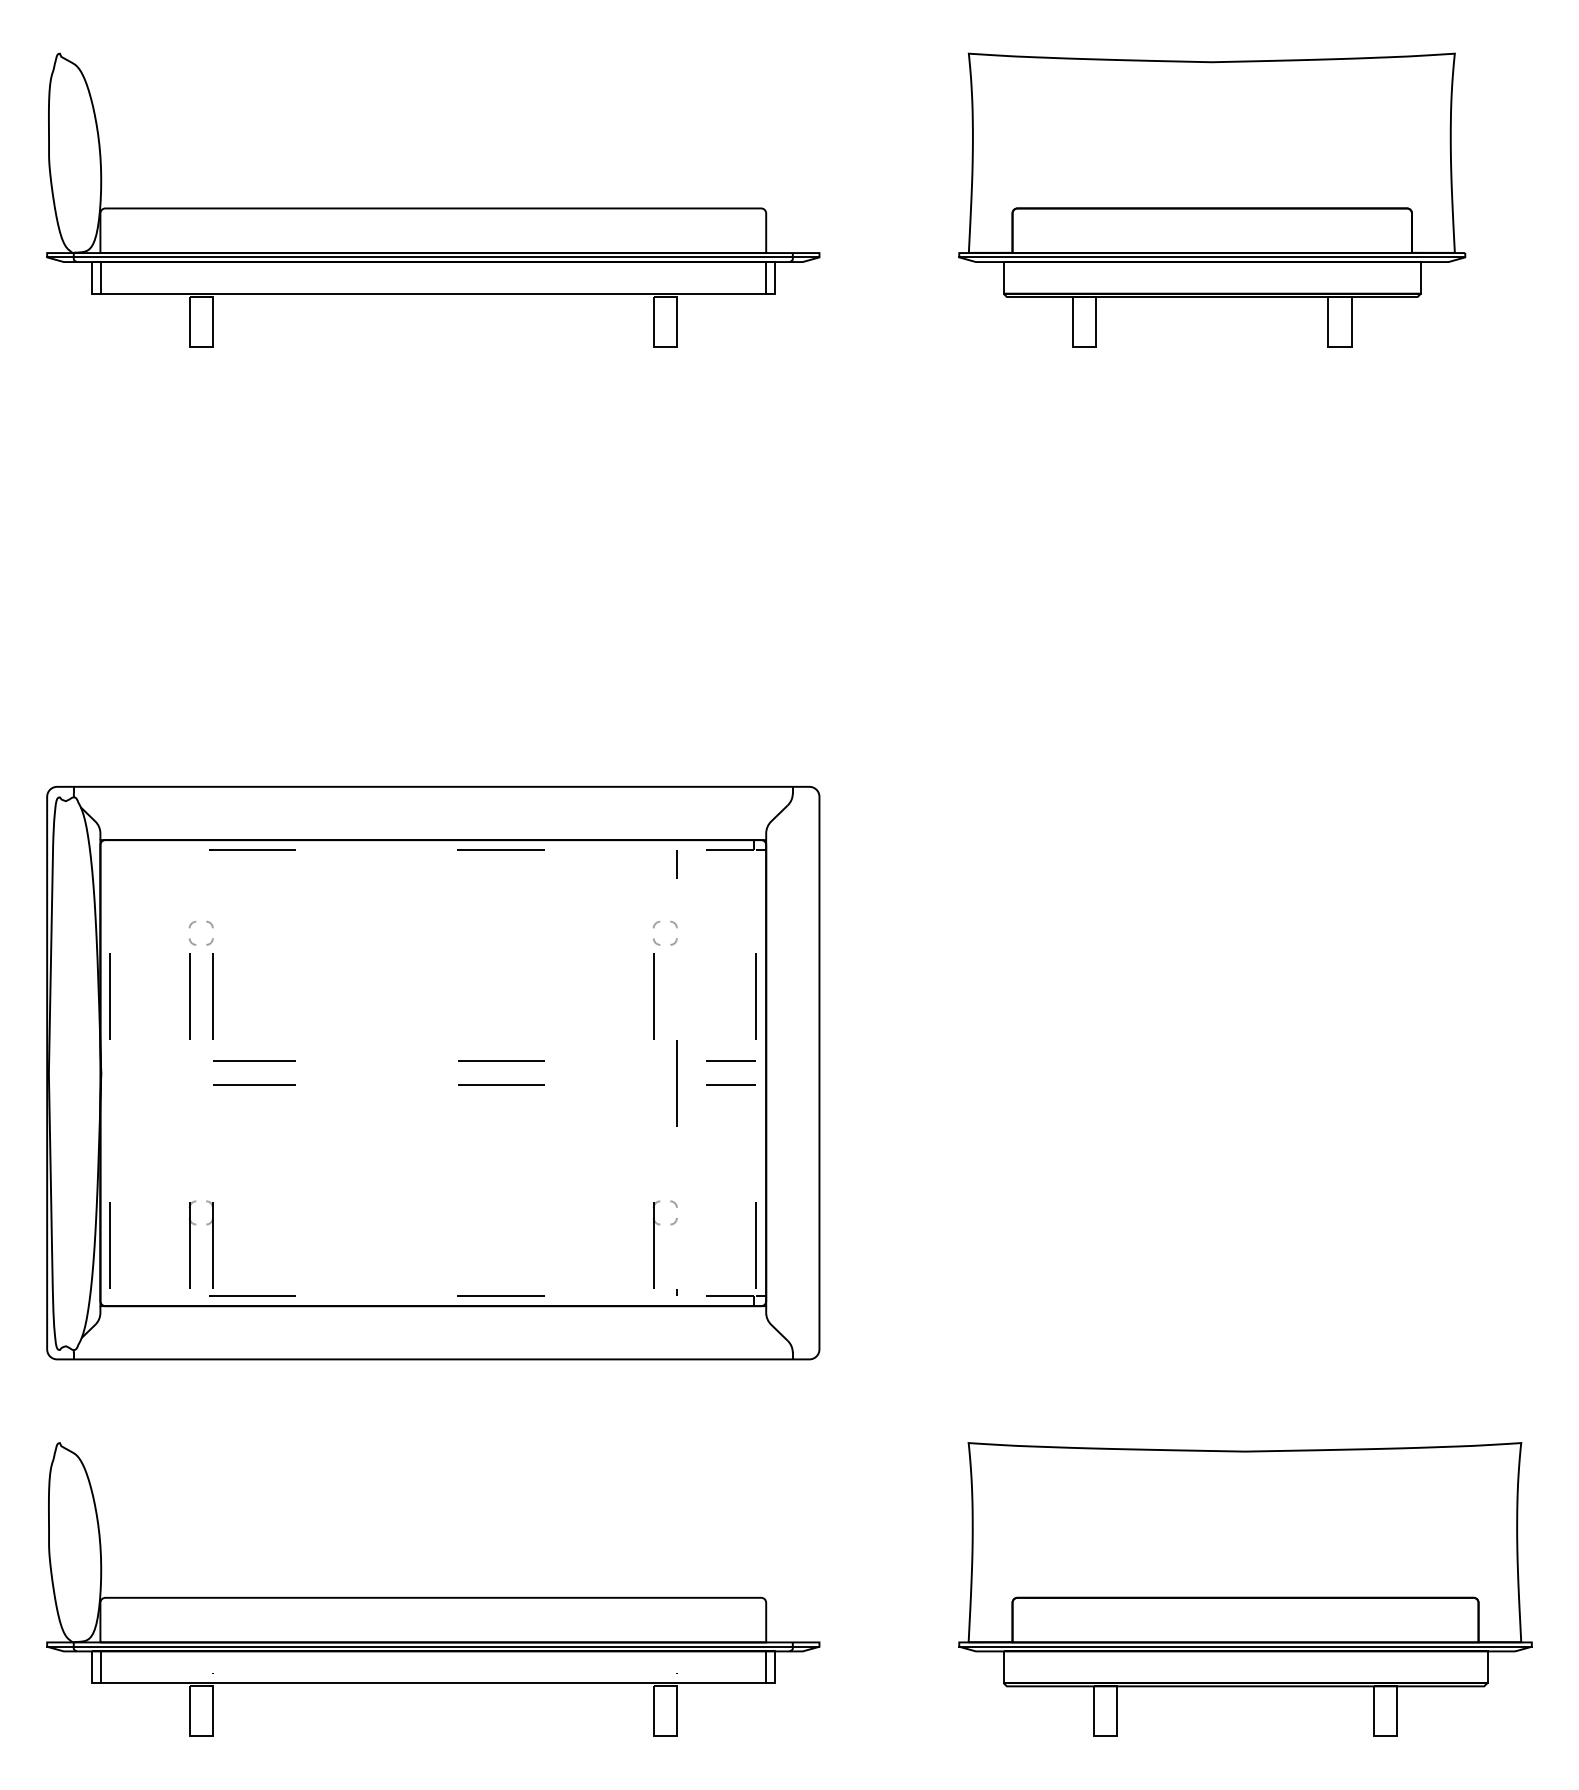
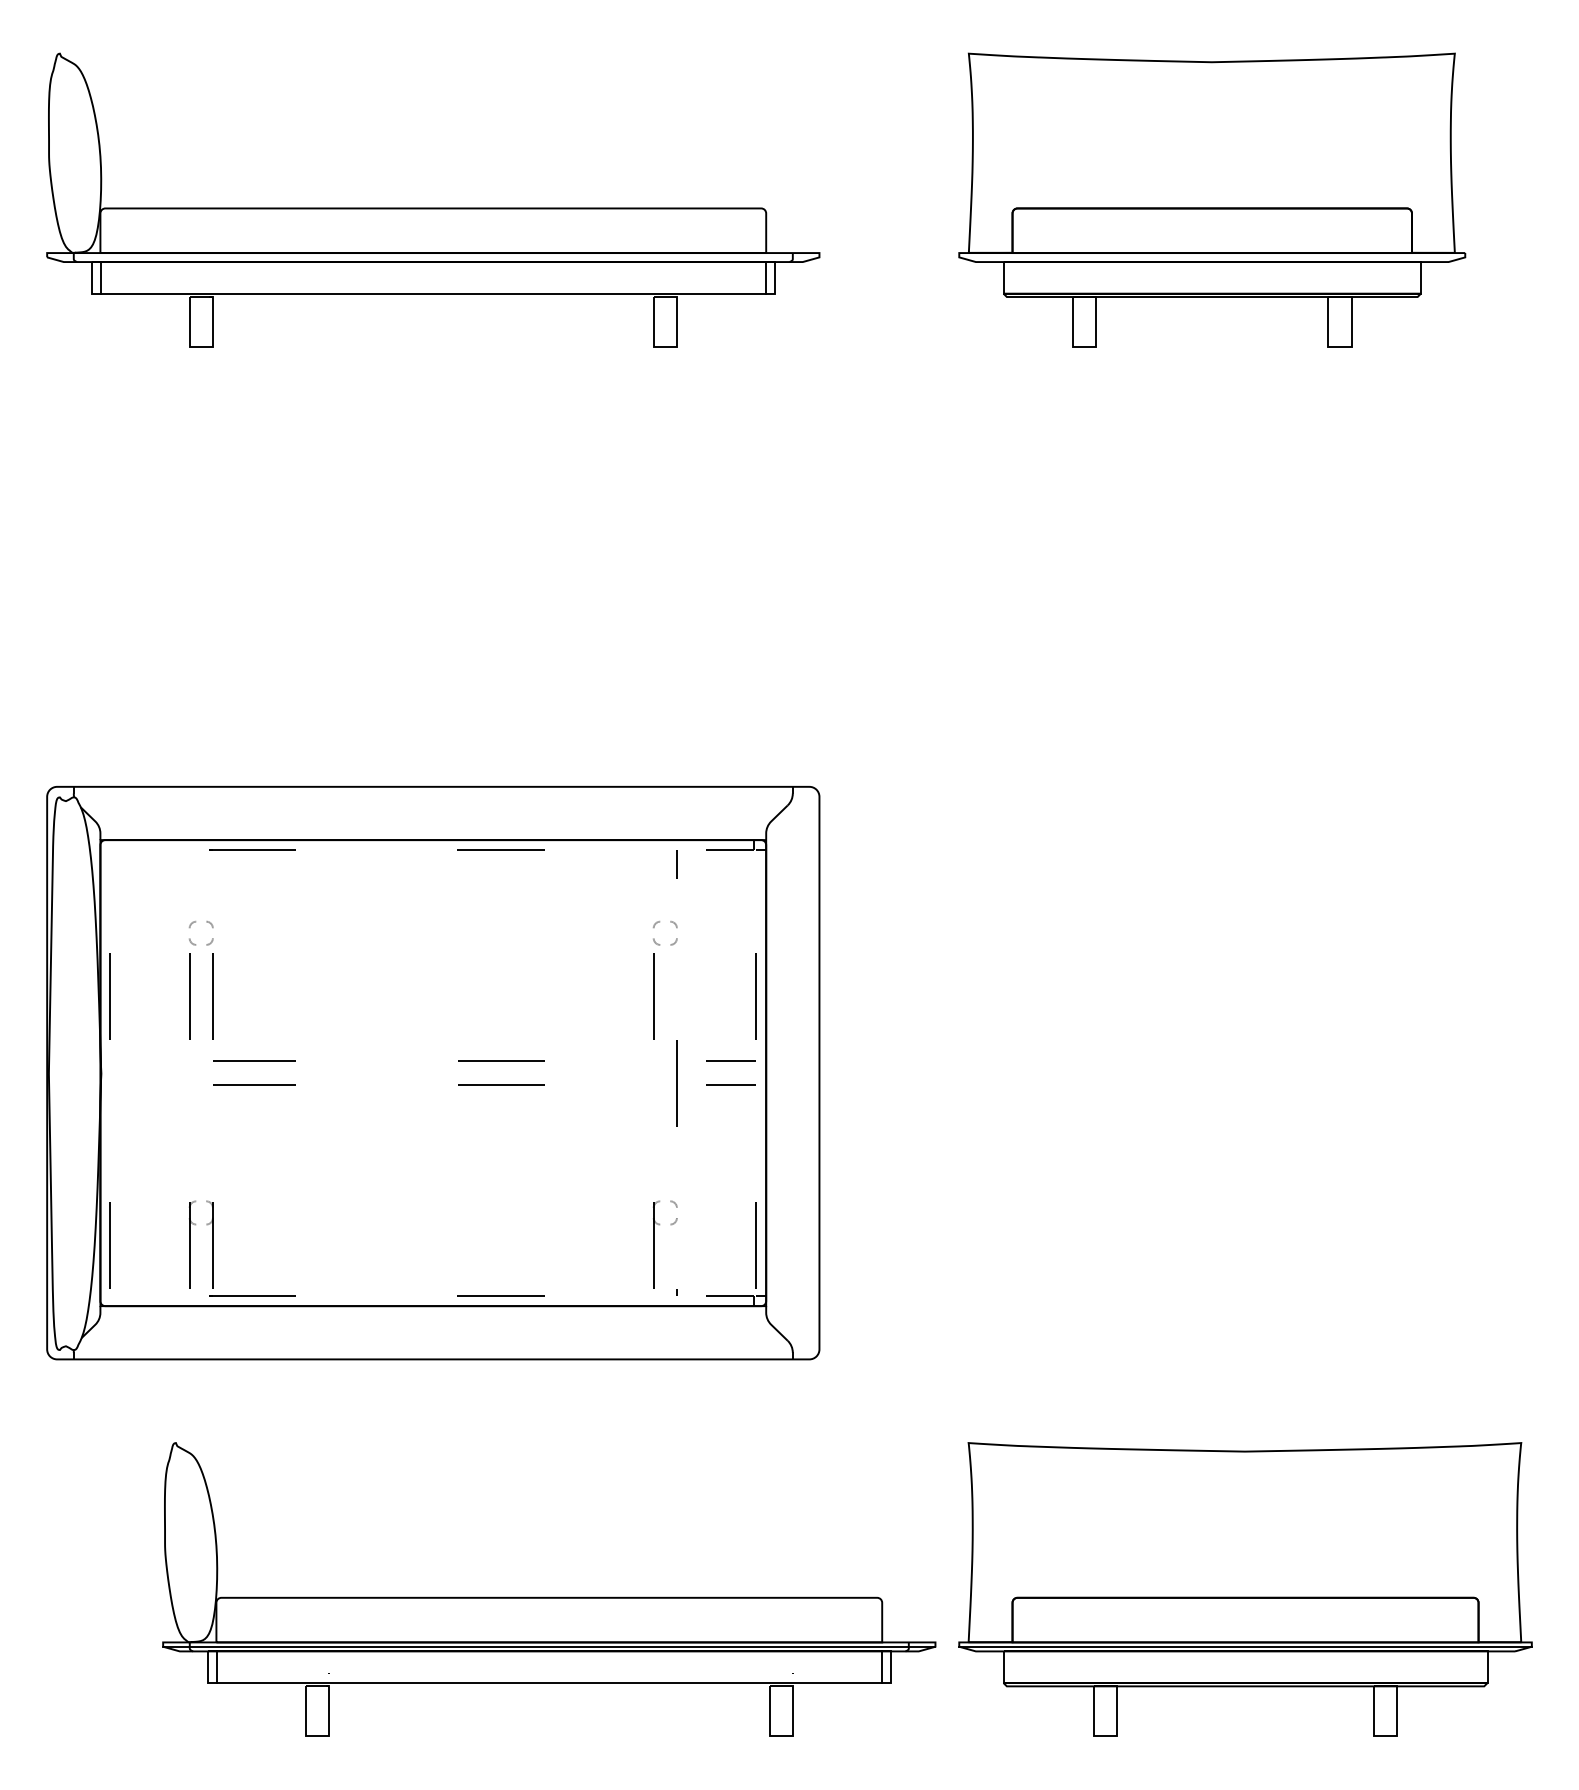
line: present -> none (433, 257)
line: present -> none (1212, 257)
part position: (433, 1596) -> (549, 1596) (549, 1596)
